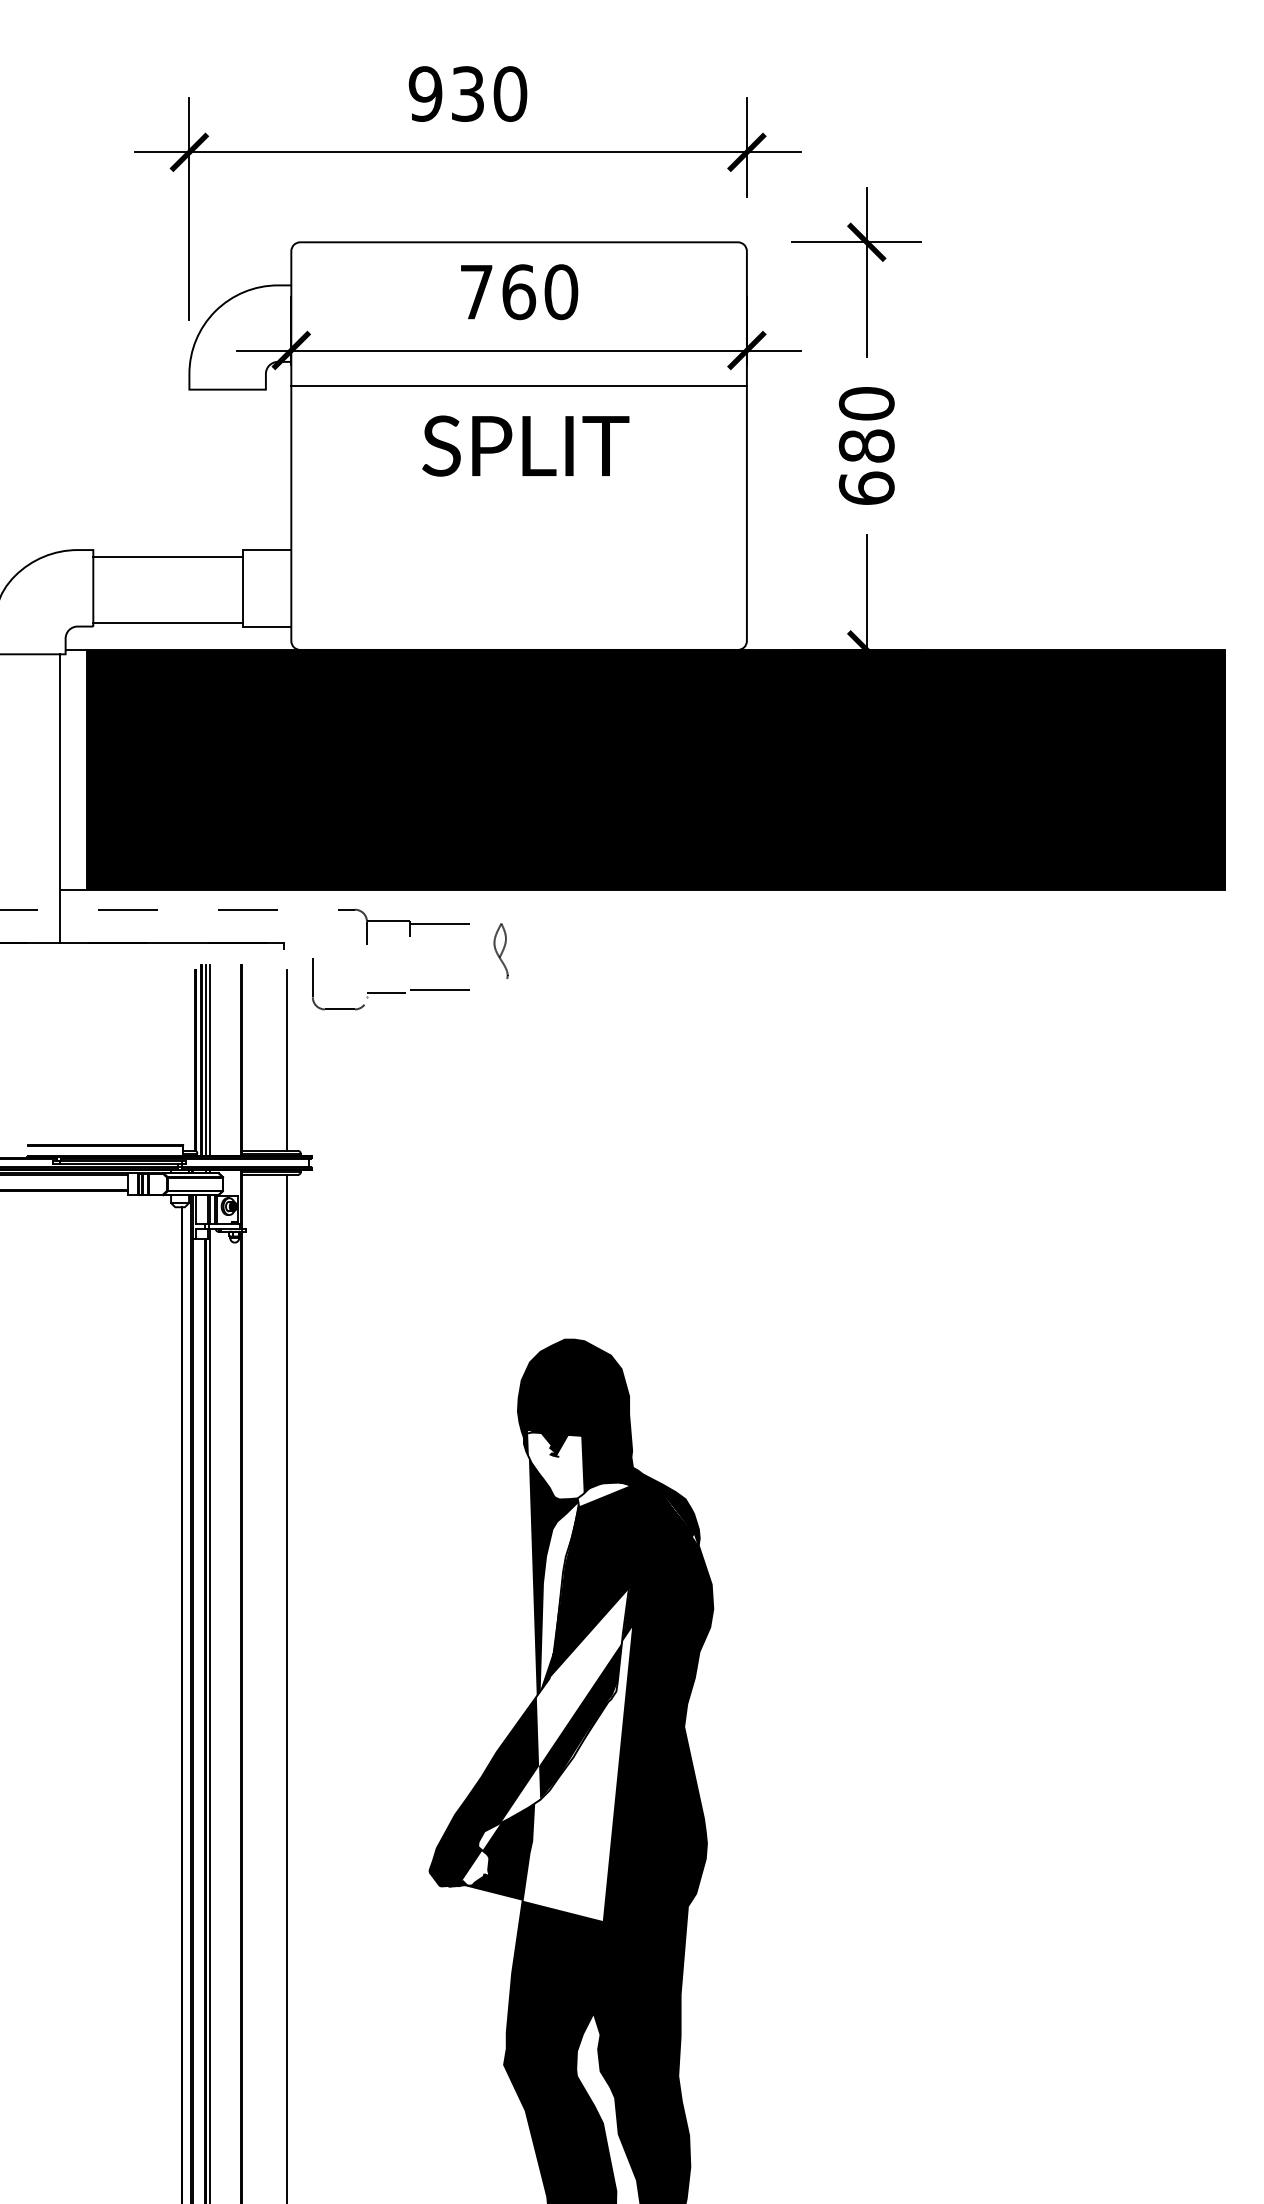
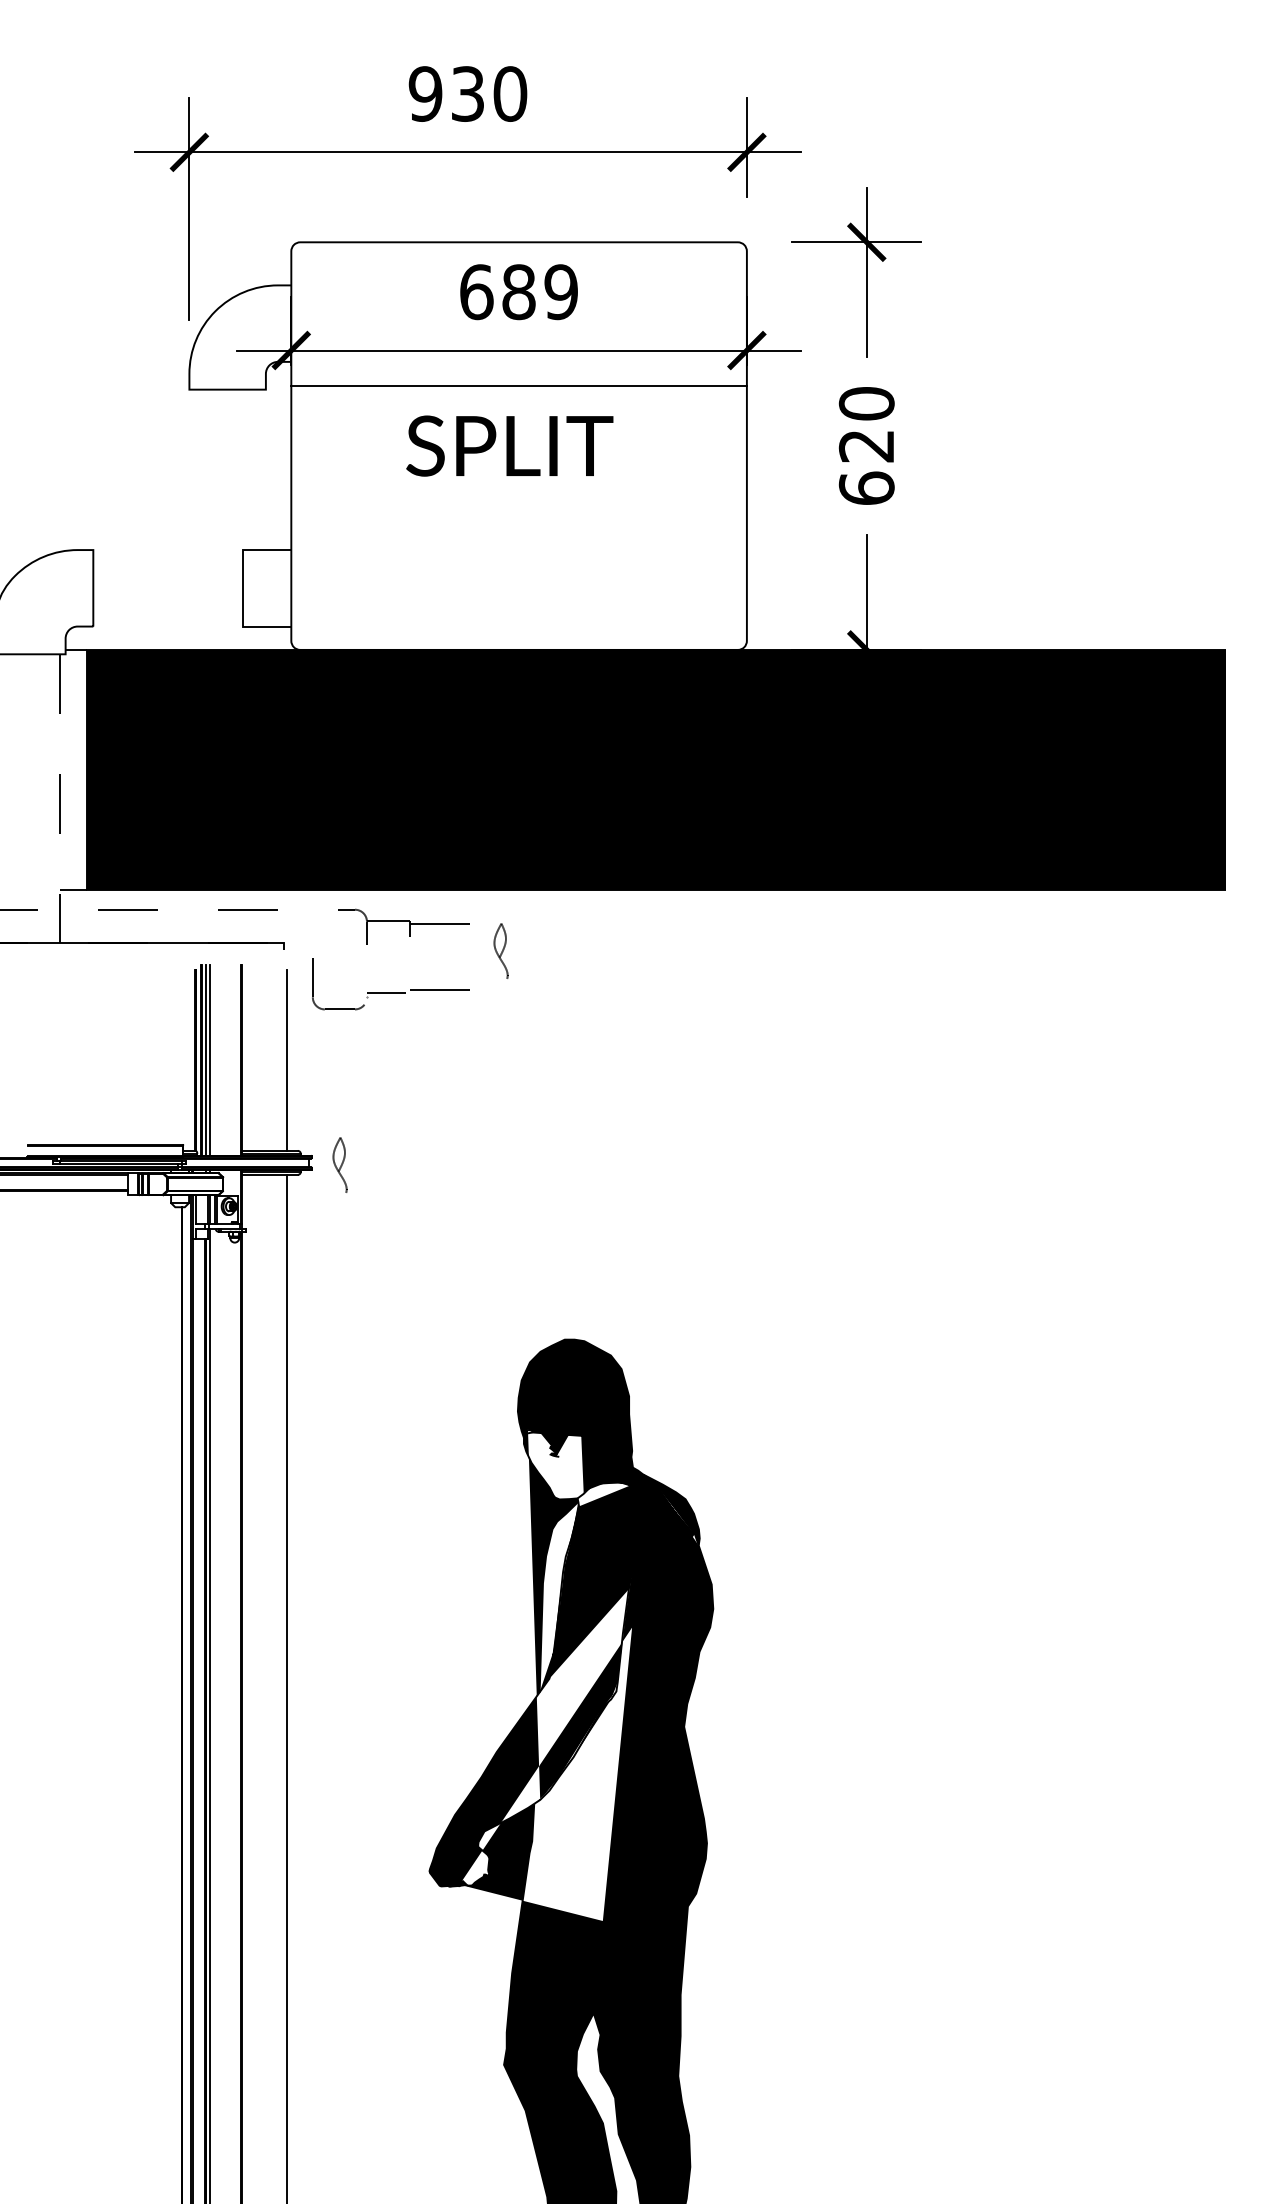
text: 760 -> 689 (519, 292)
text position: (525, 445) -> (509, 445) (509, 445)
text: 680 -> 620 (866, 445)
line: present -> none (168, 556)
line: present -> none (168, 622)
line: solid -> dashed (60, 798)
part: none -> present (339, 1164)
